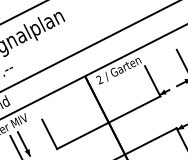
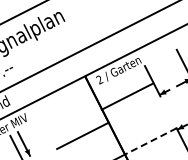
line position: (134, 109) -> (127, 96) (127, 96)
line: present -> none (49, 134)
line: solid -> dashed (150, 141)
